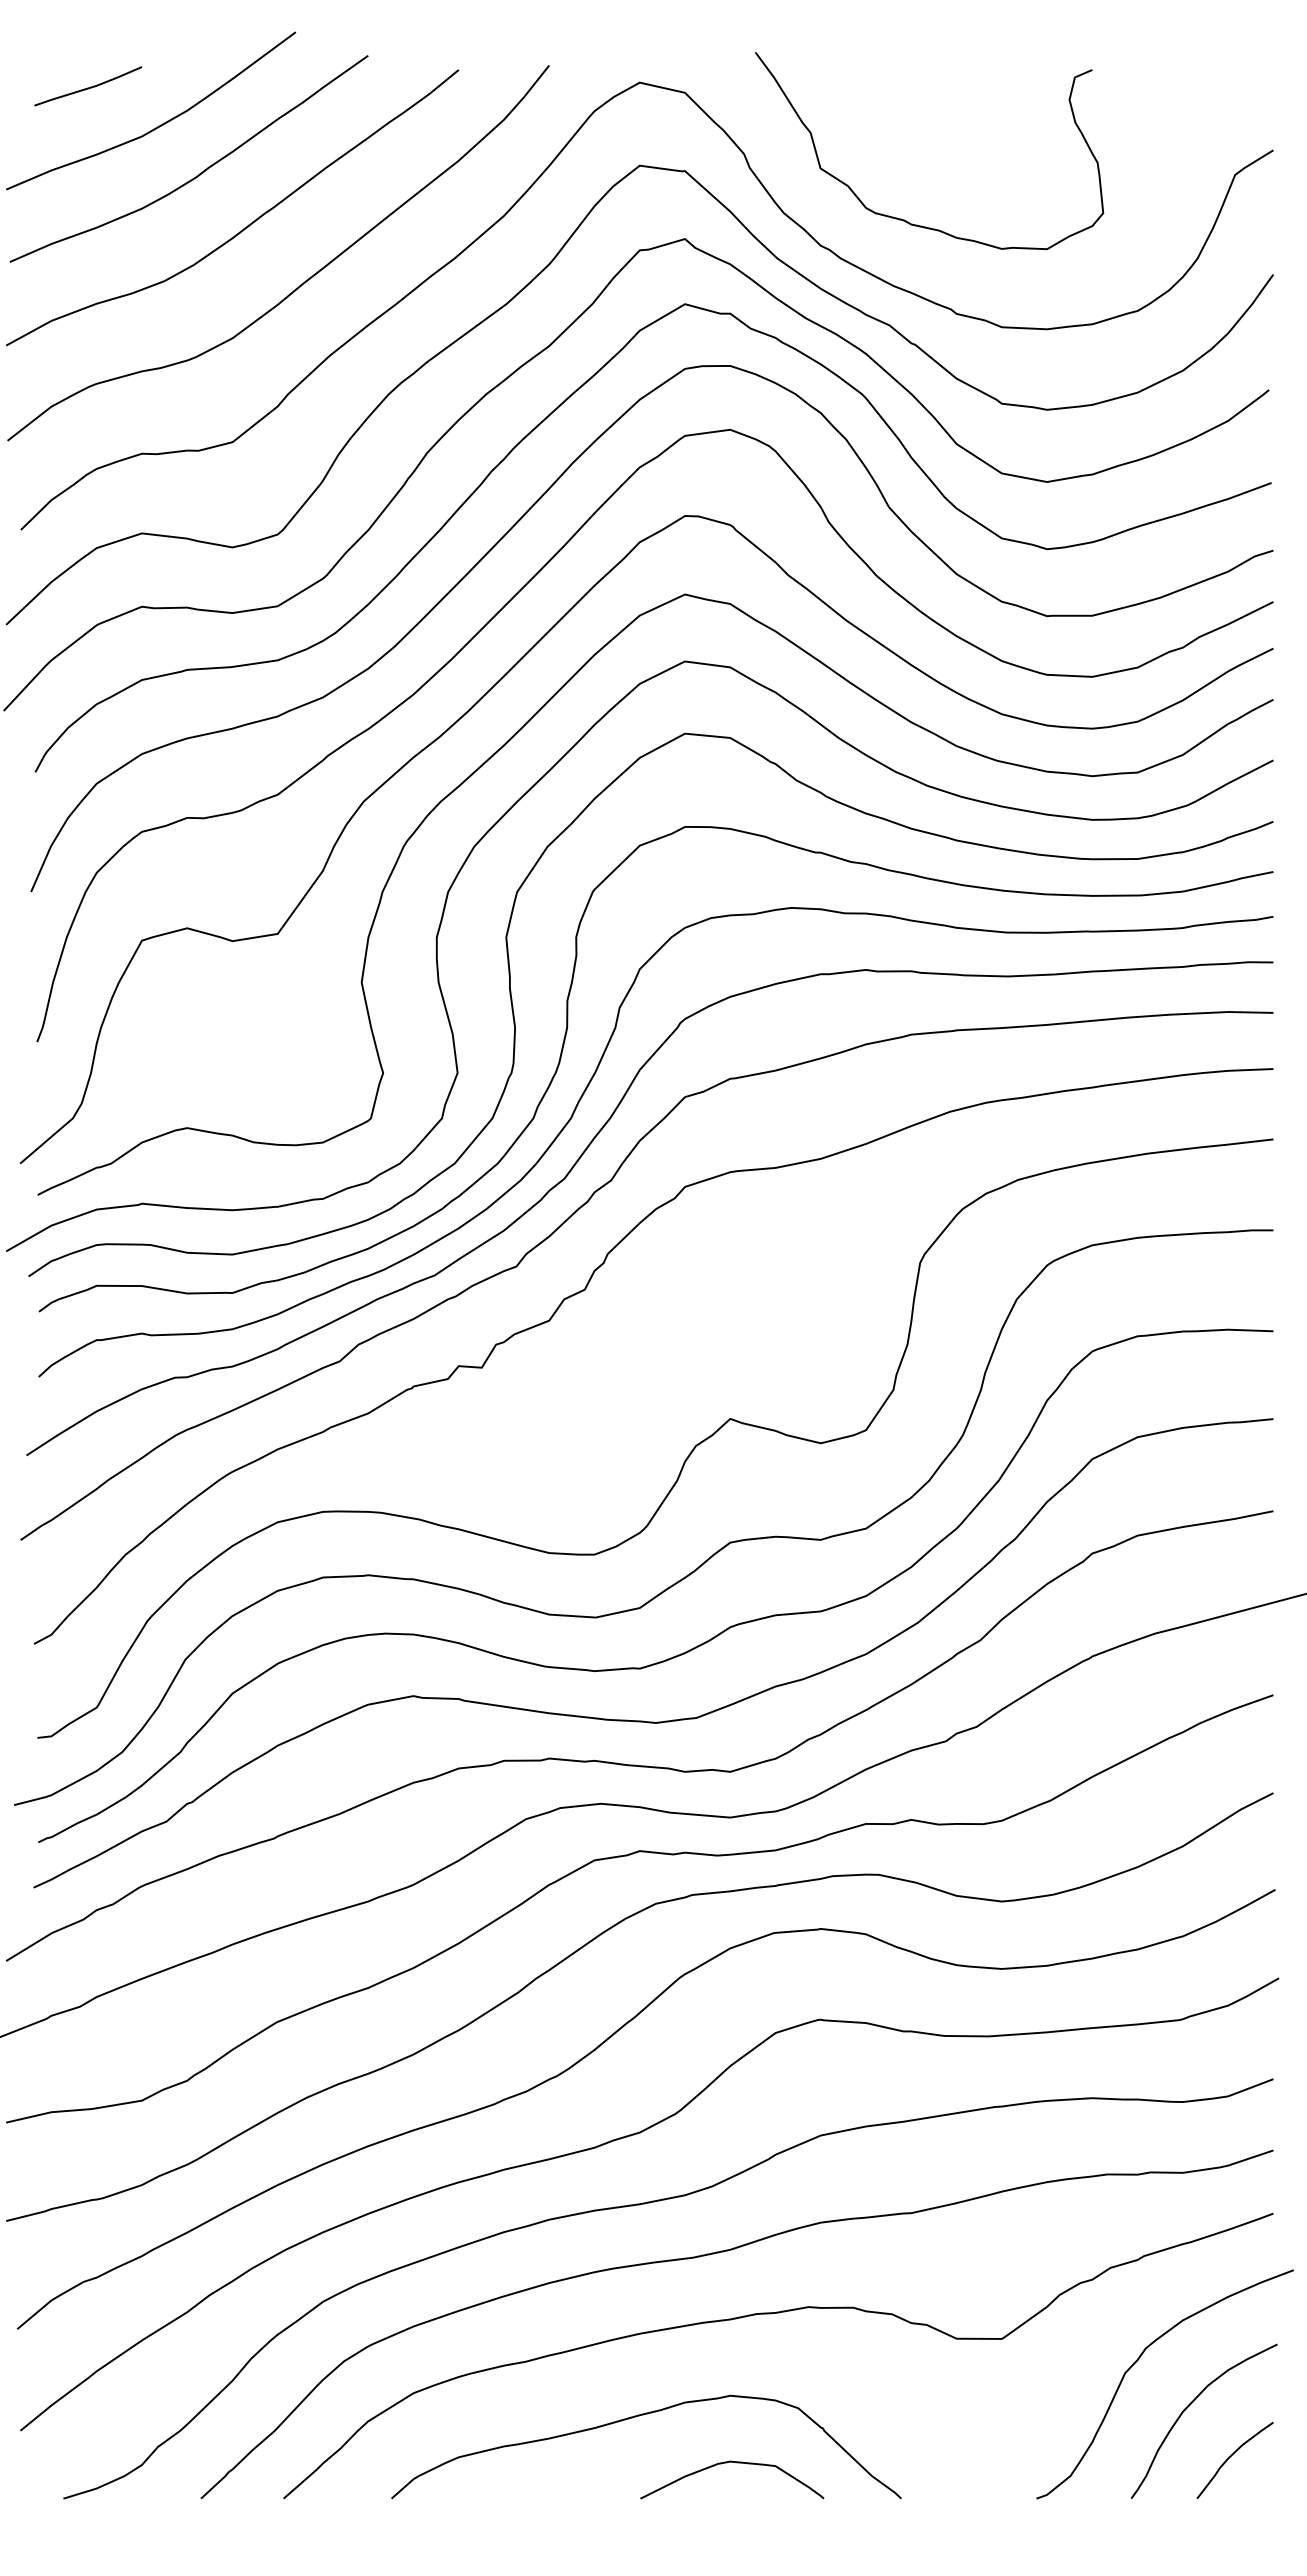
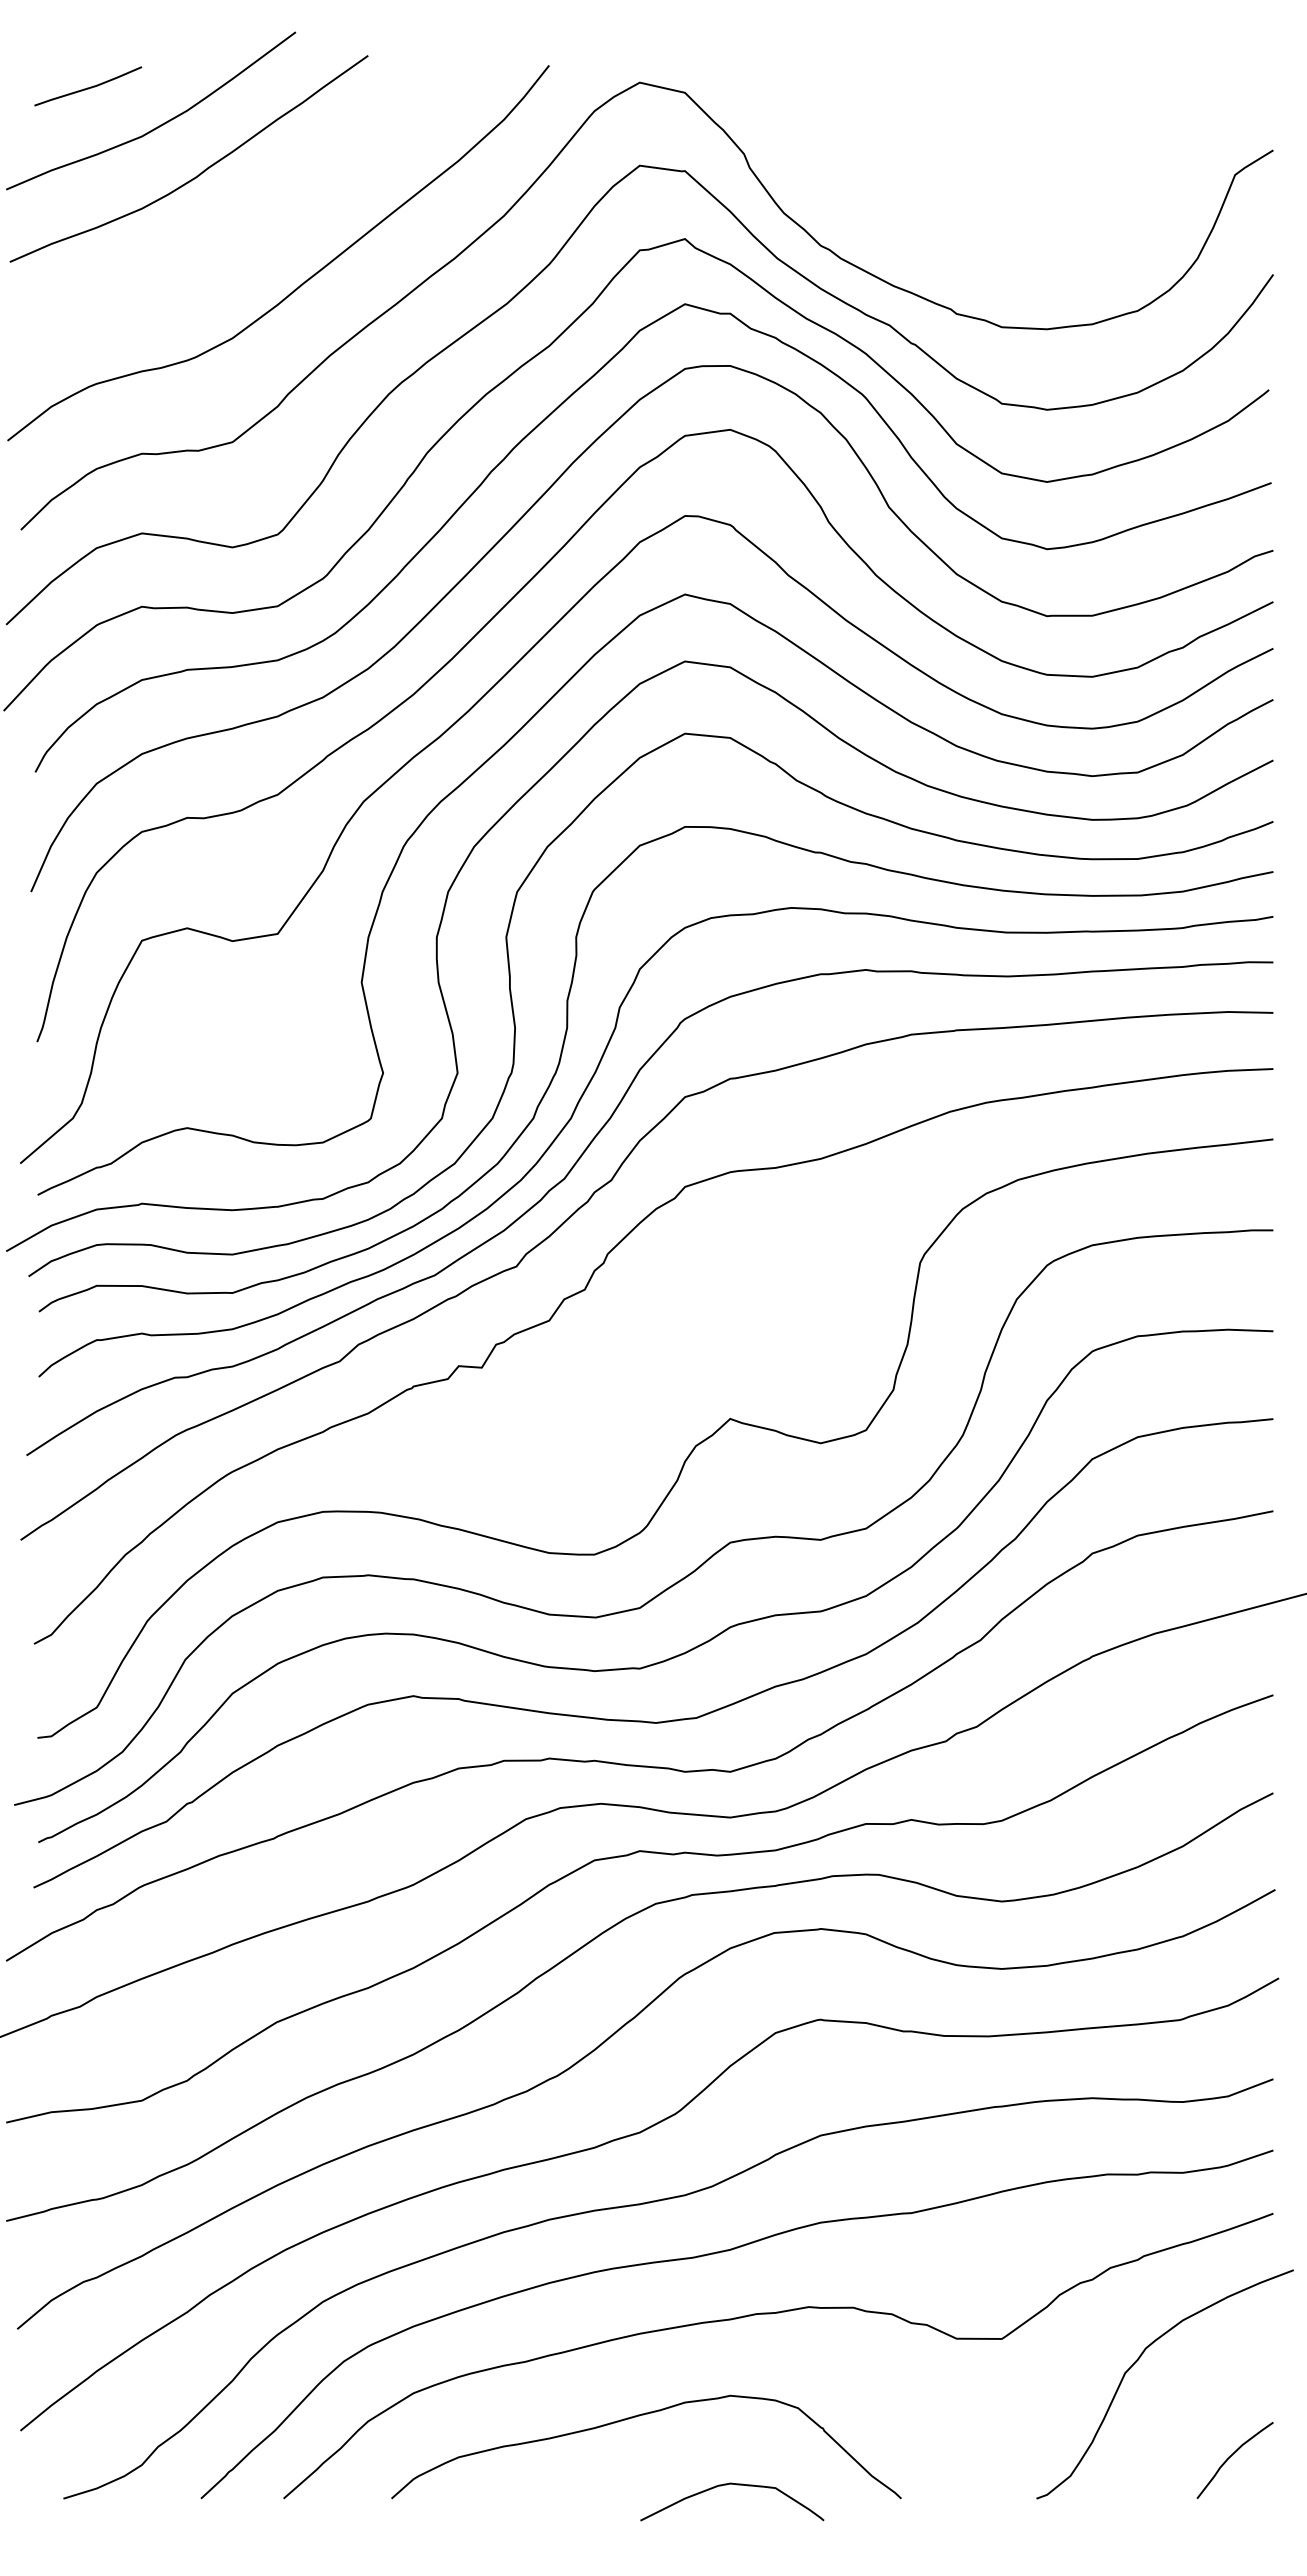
curve: present -> none (904, 219)
curve: present -> none (244, 227)
curve: present -> none (1189, 2406)
curve position: (736, 2463) -> (736, 2485) (736, 2485)
